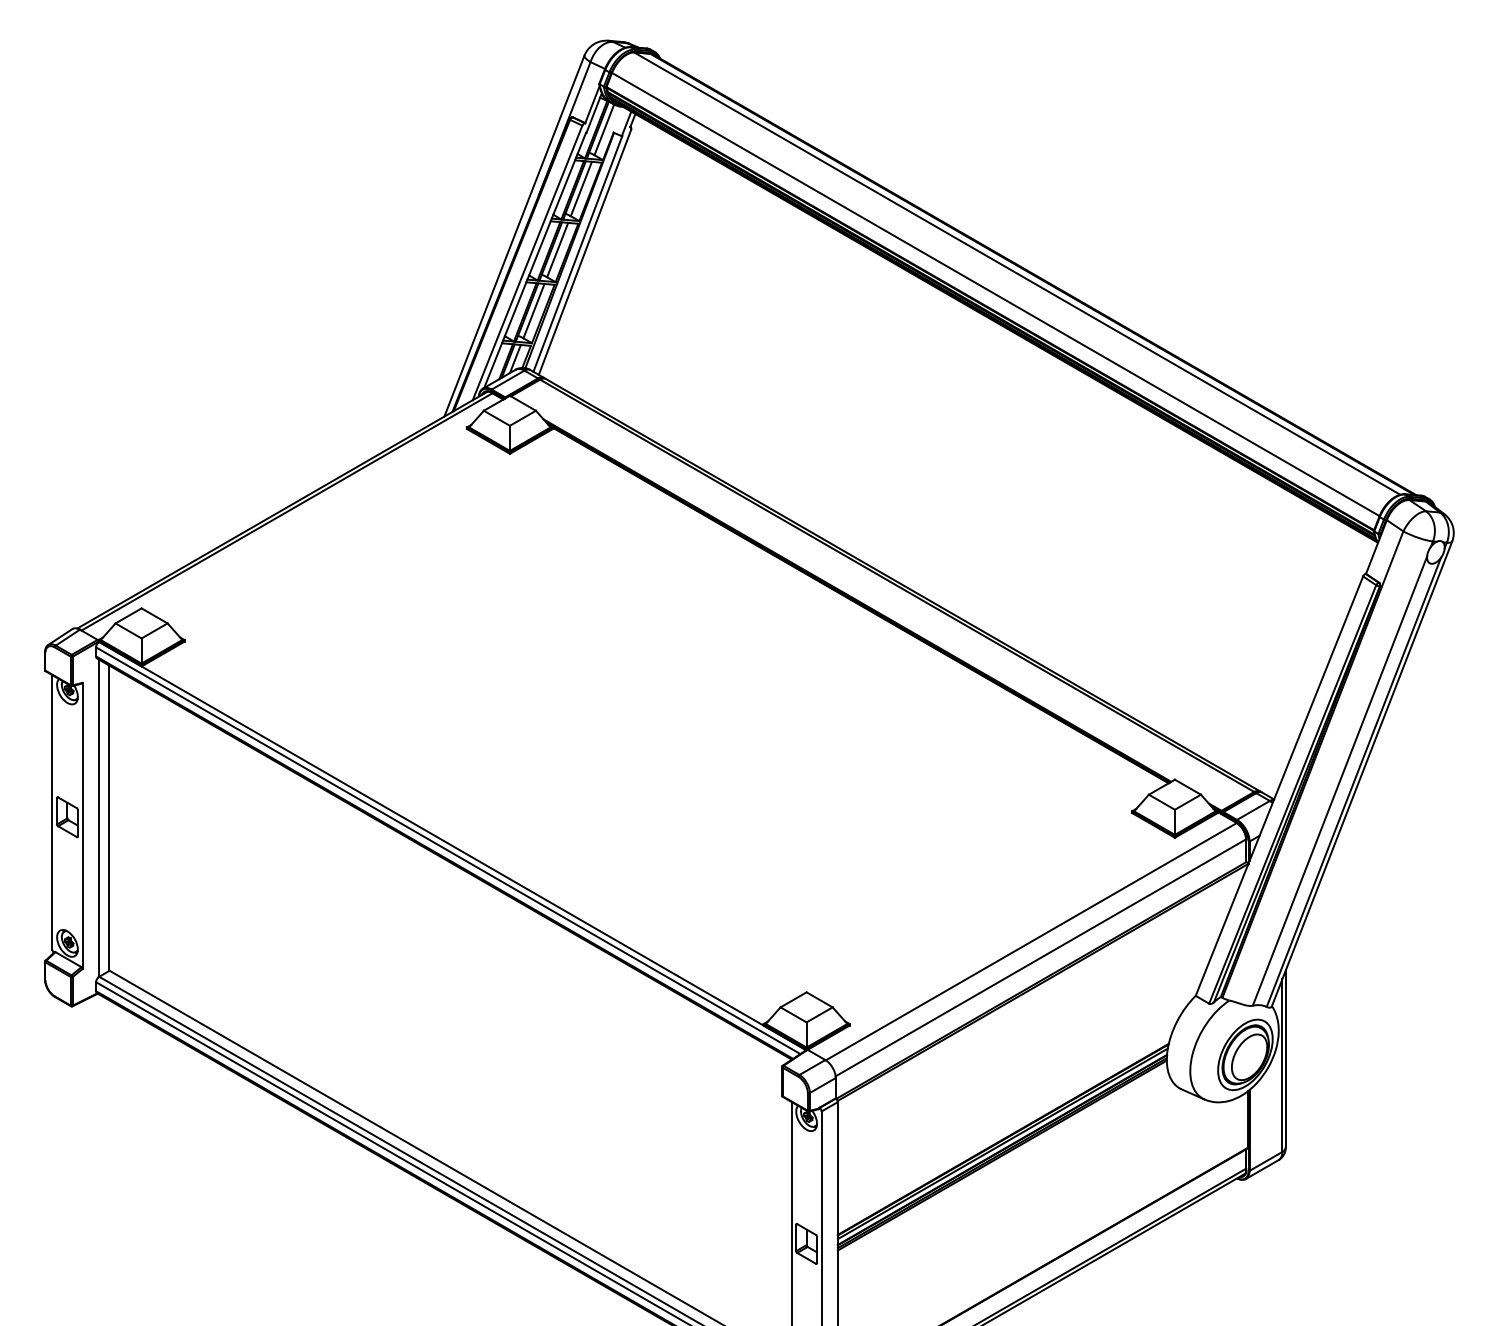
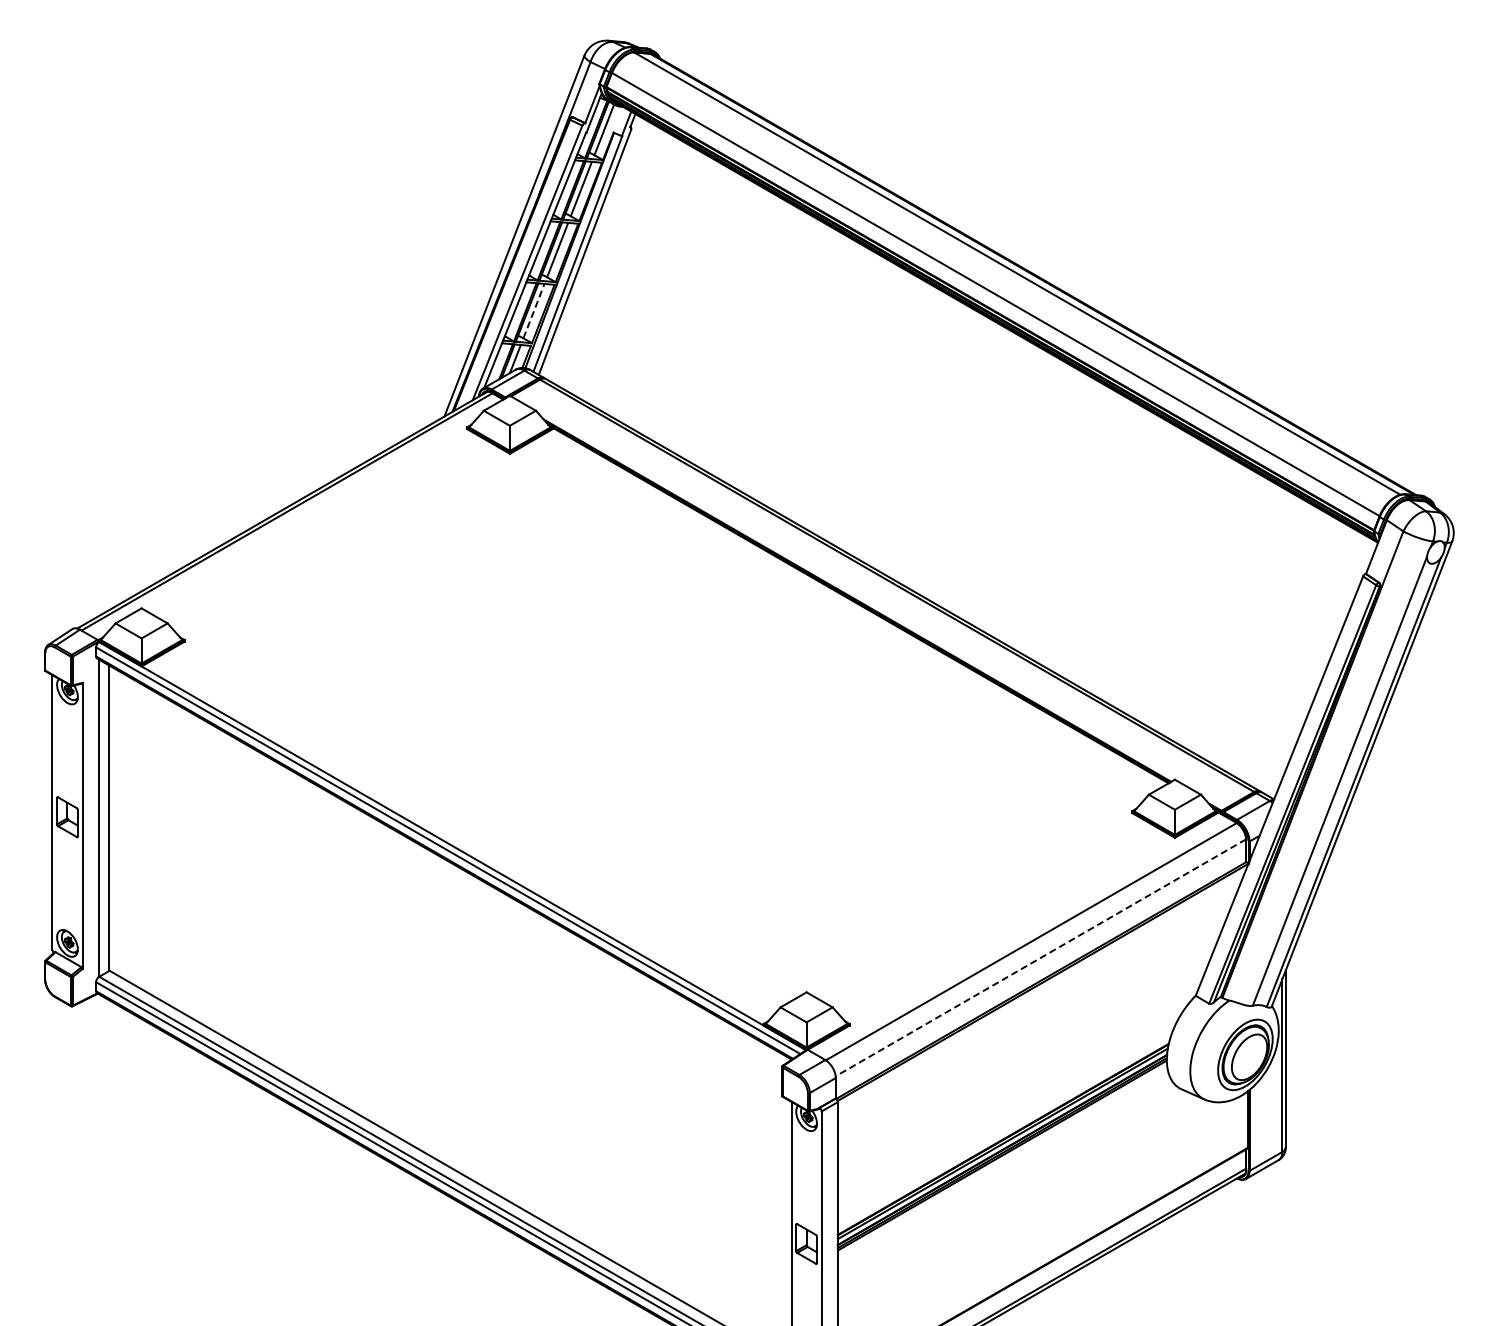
line: solid -> dashed (534, 310)
line: solid -> dashed (1040, 958)
